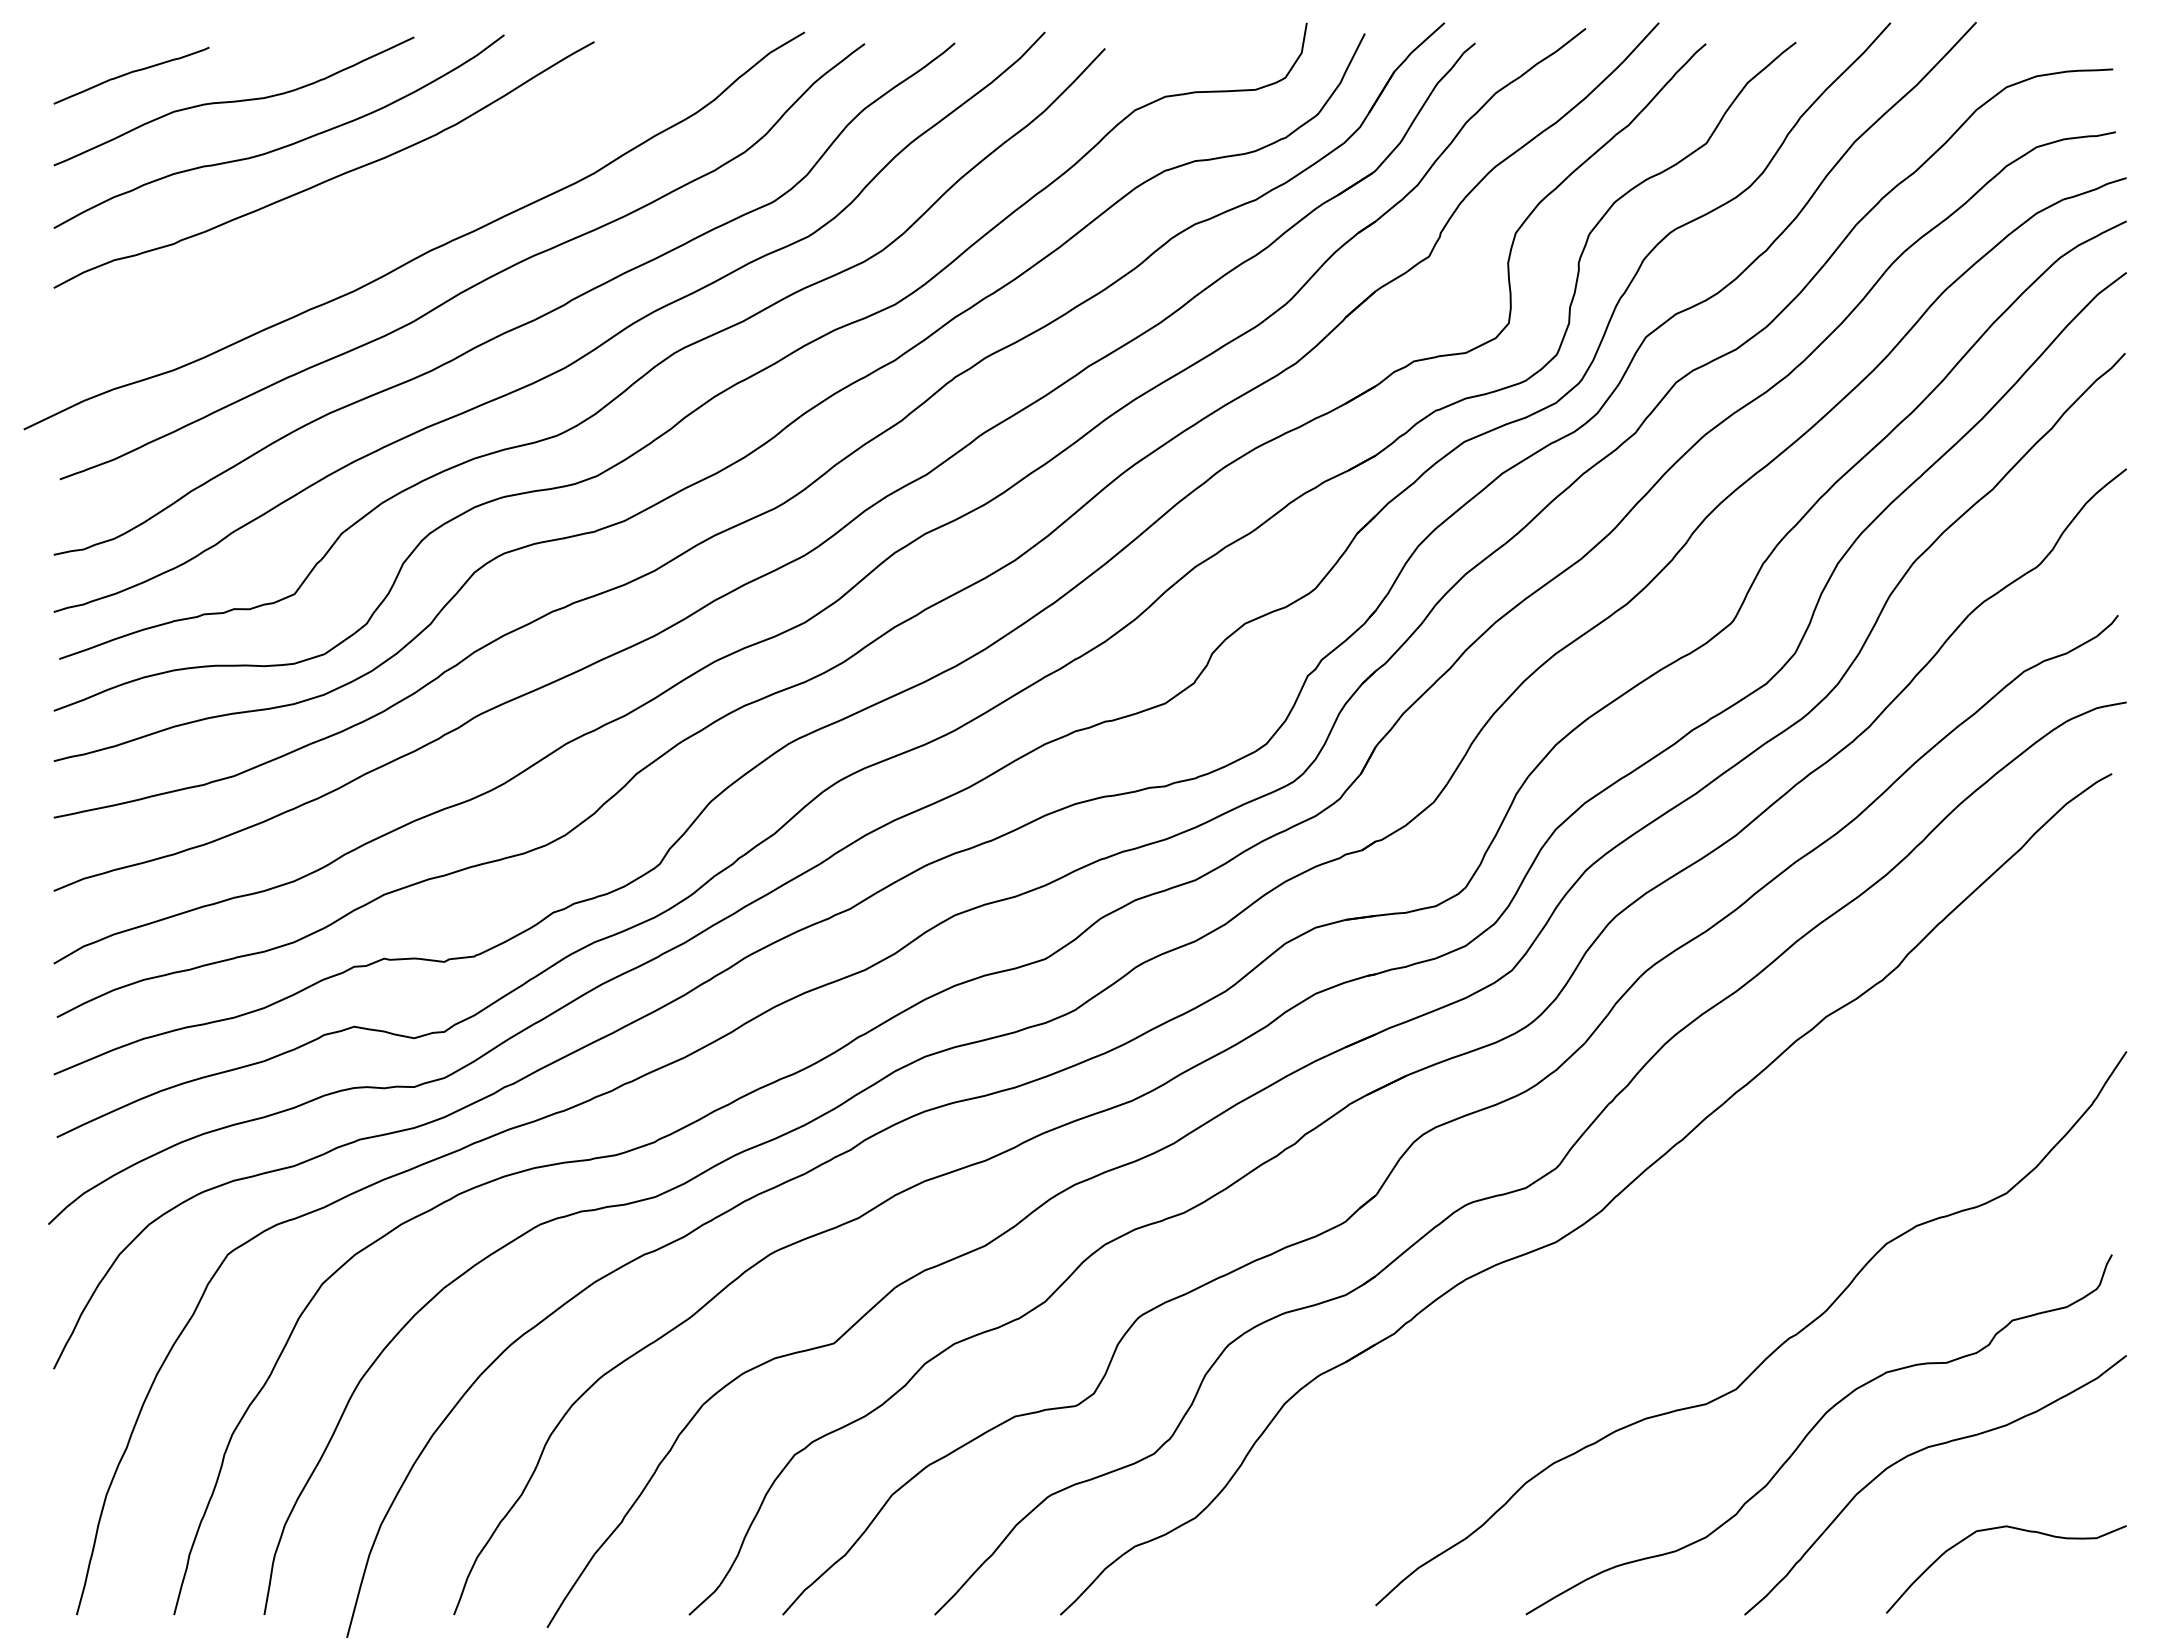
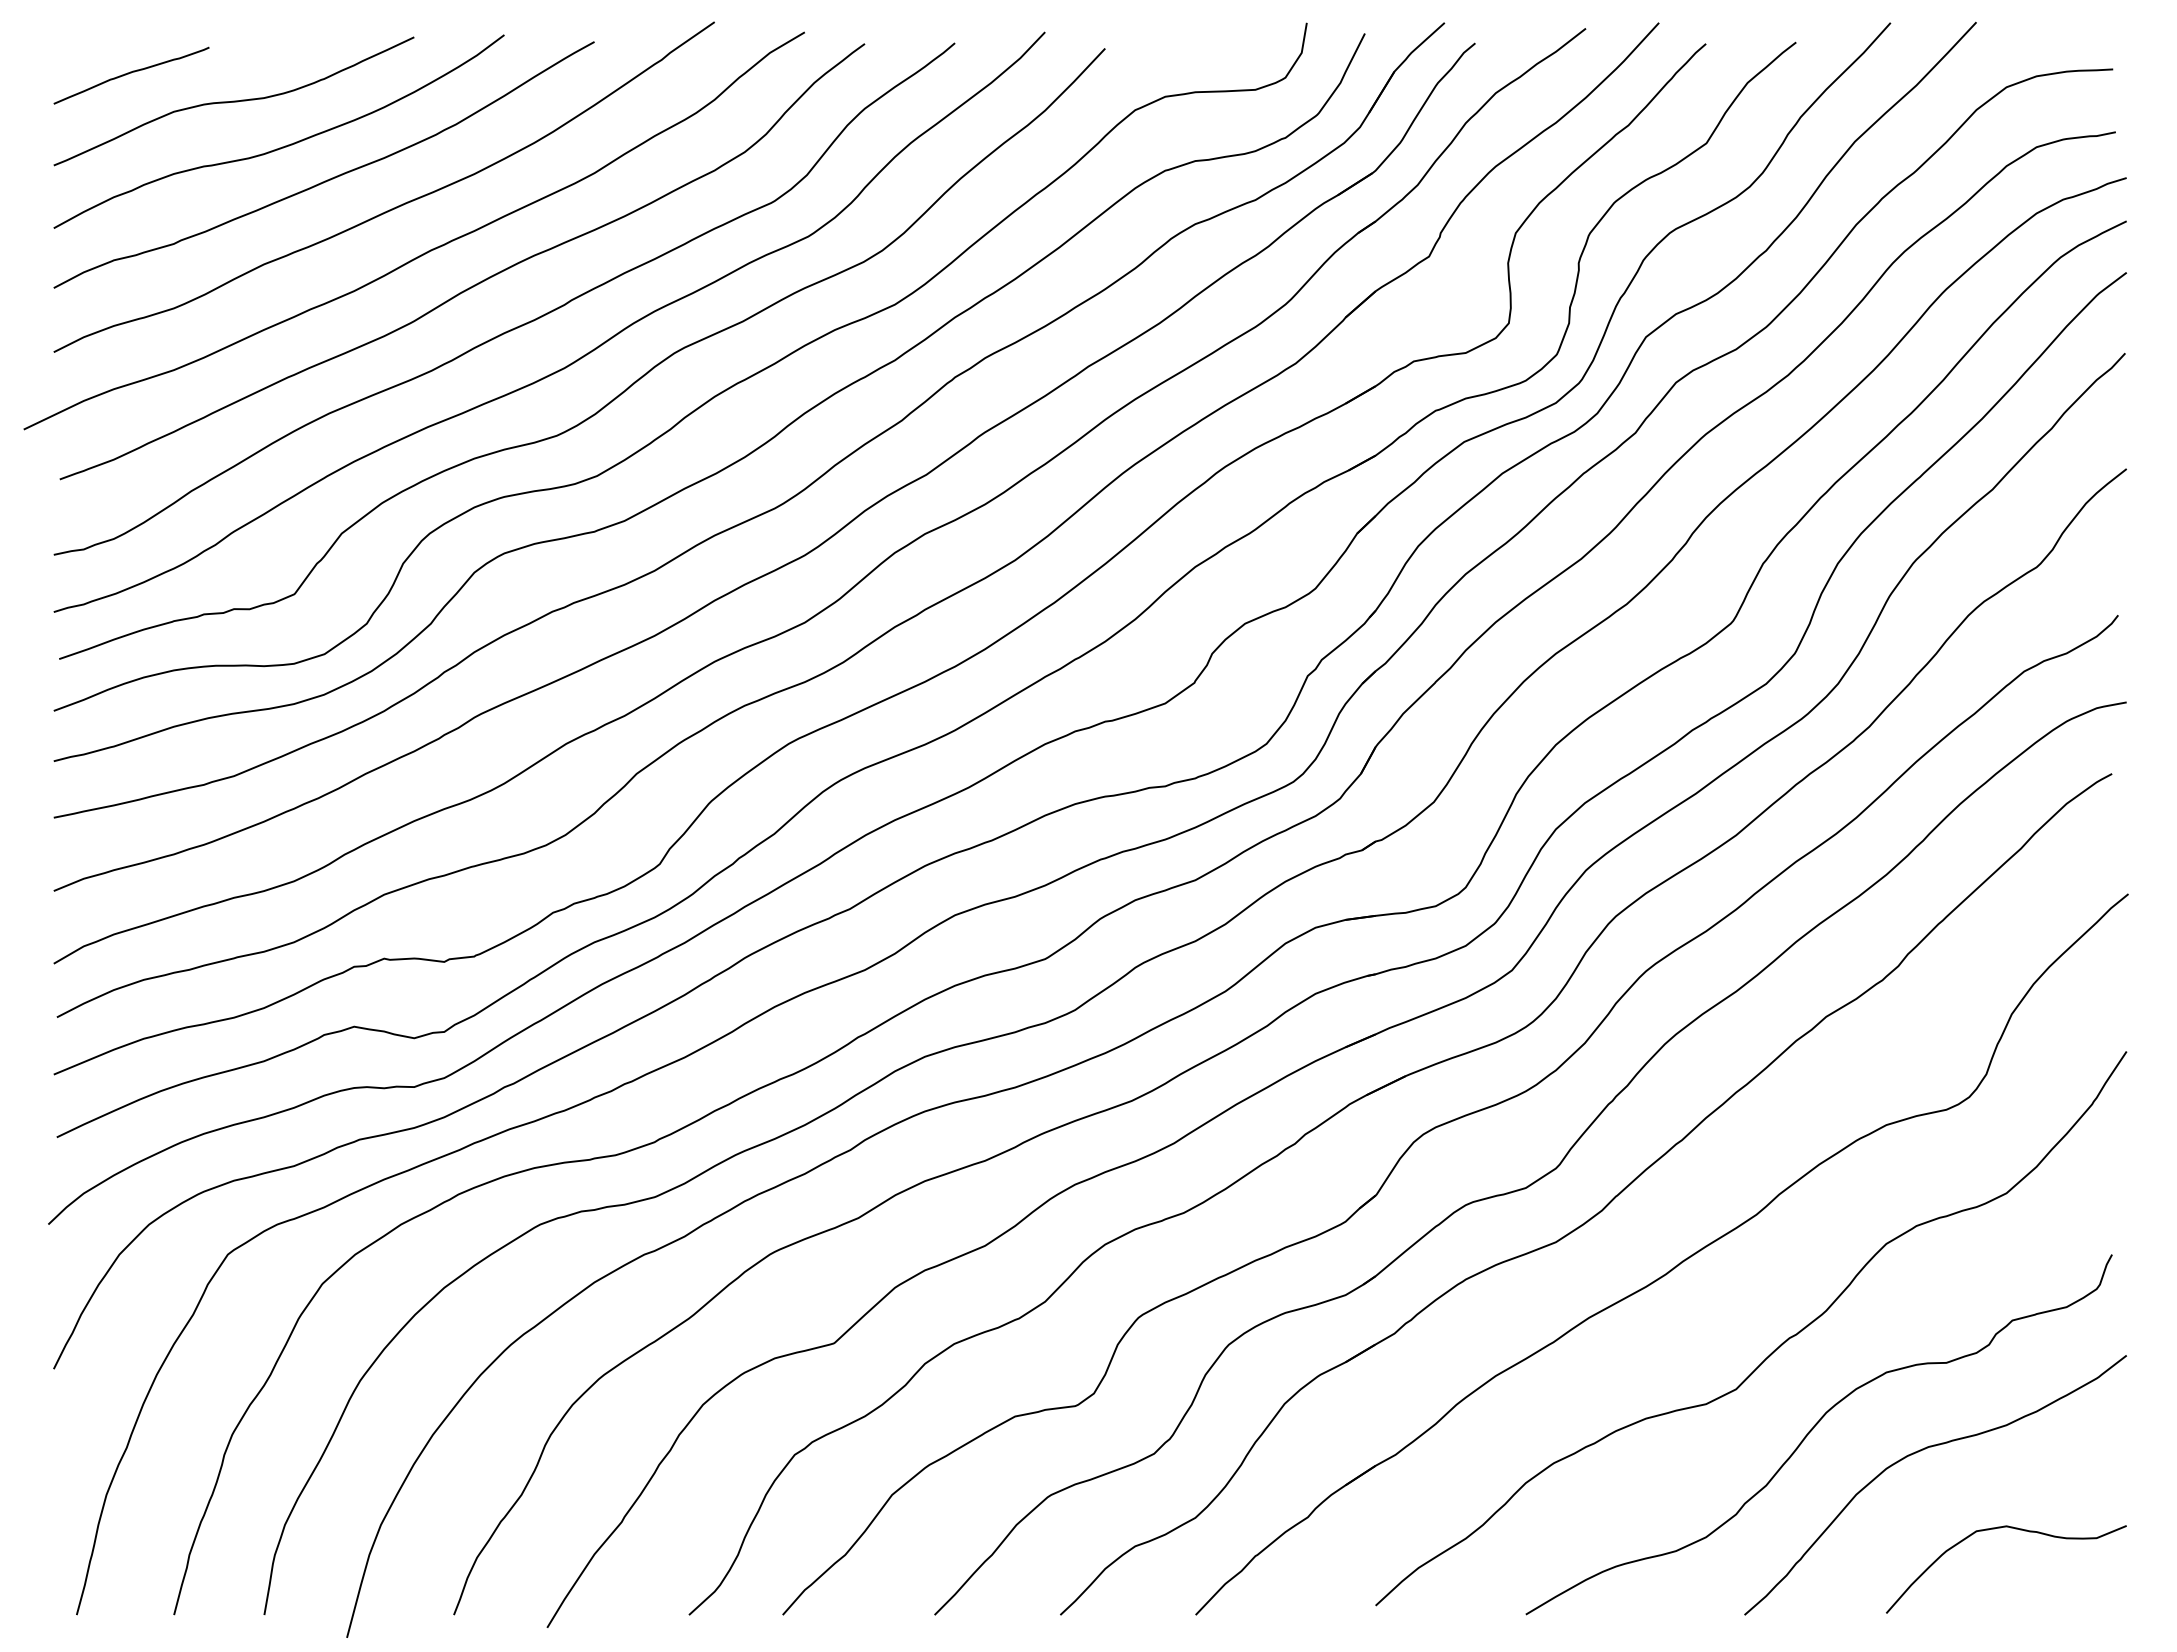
curve: none -> present (393, 207)
part: none -> present (1670, 1269)
